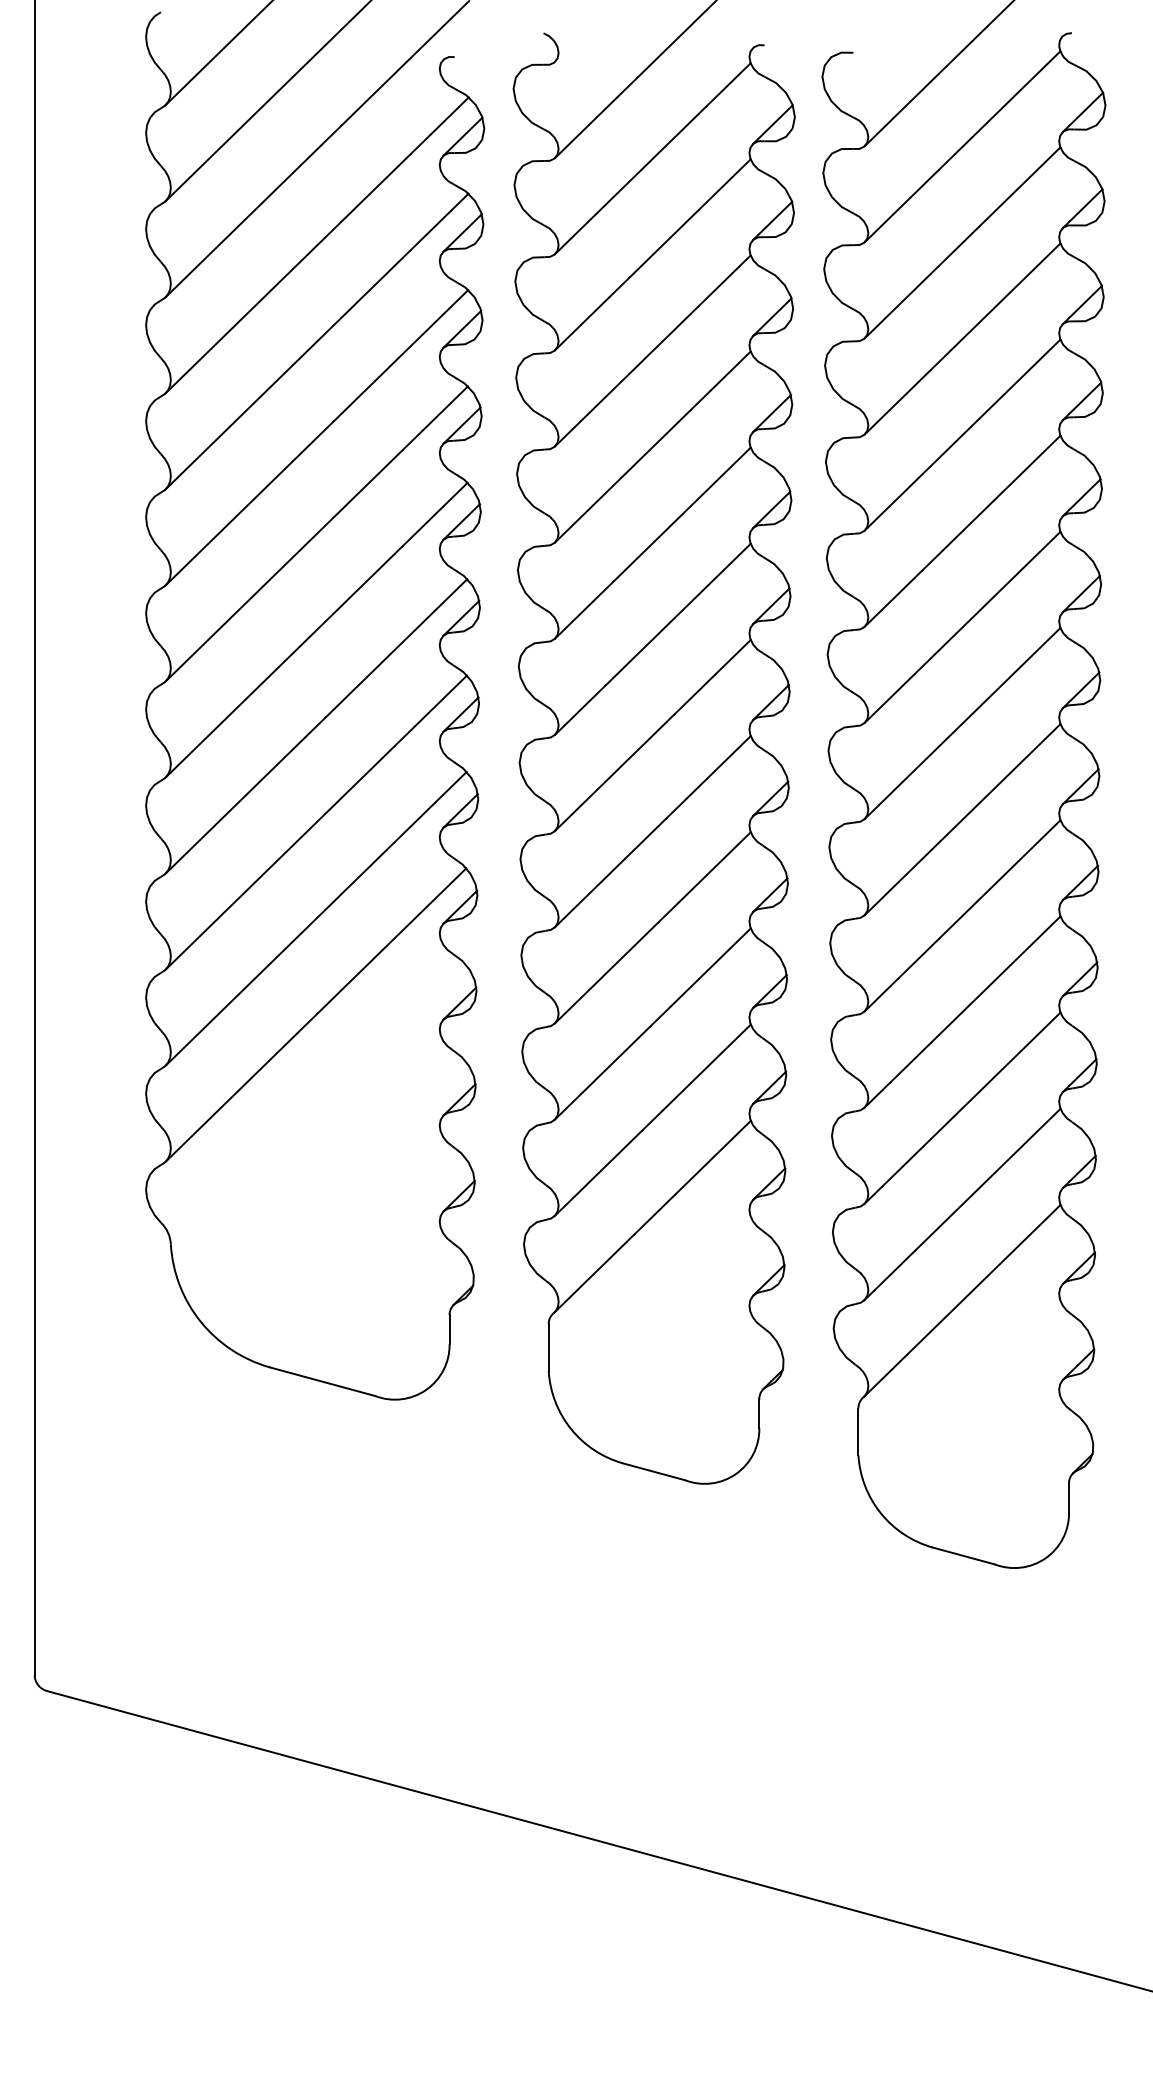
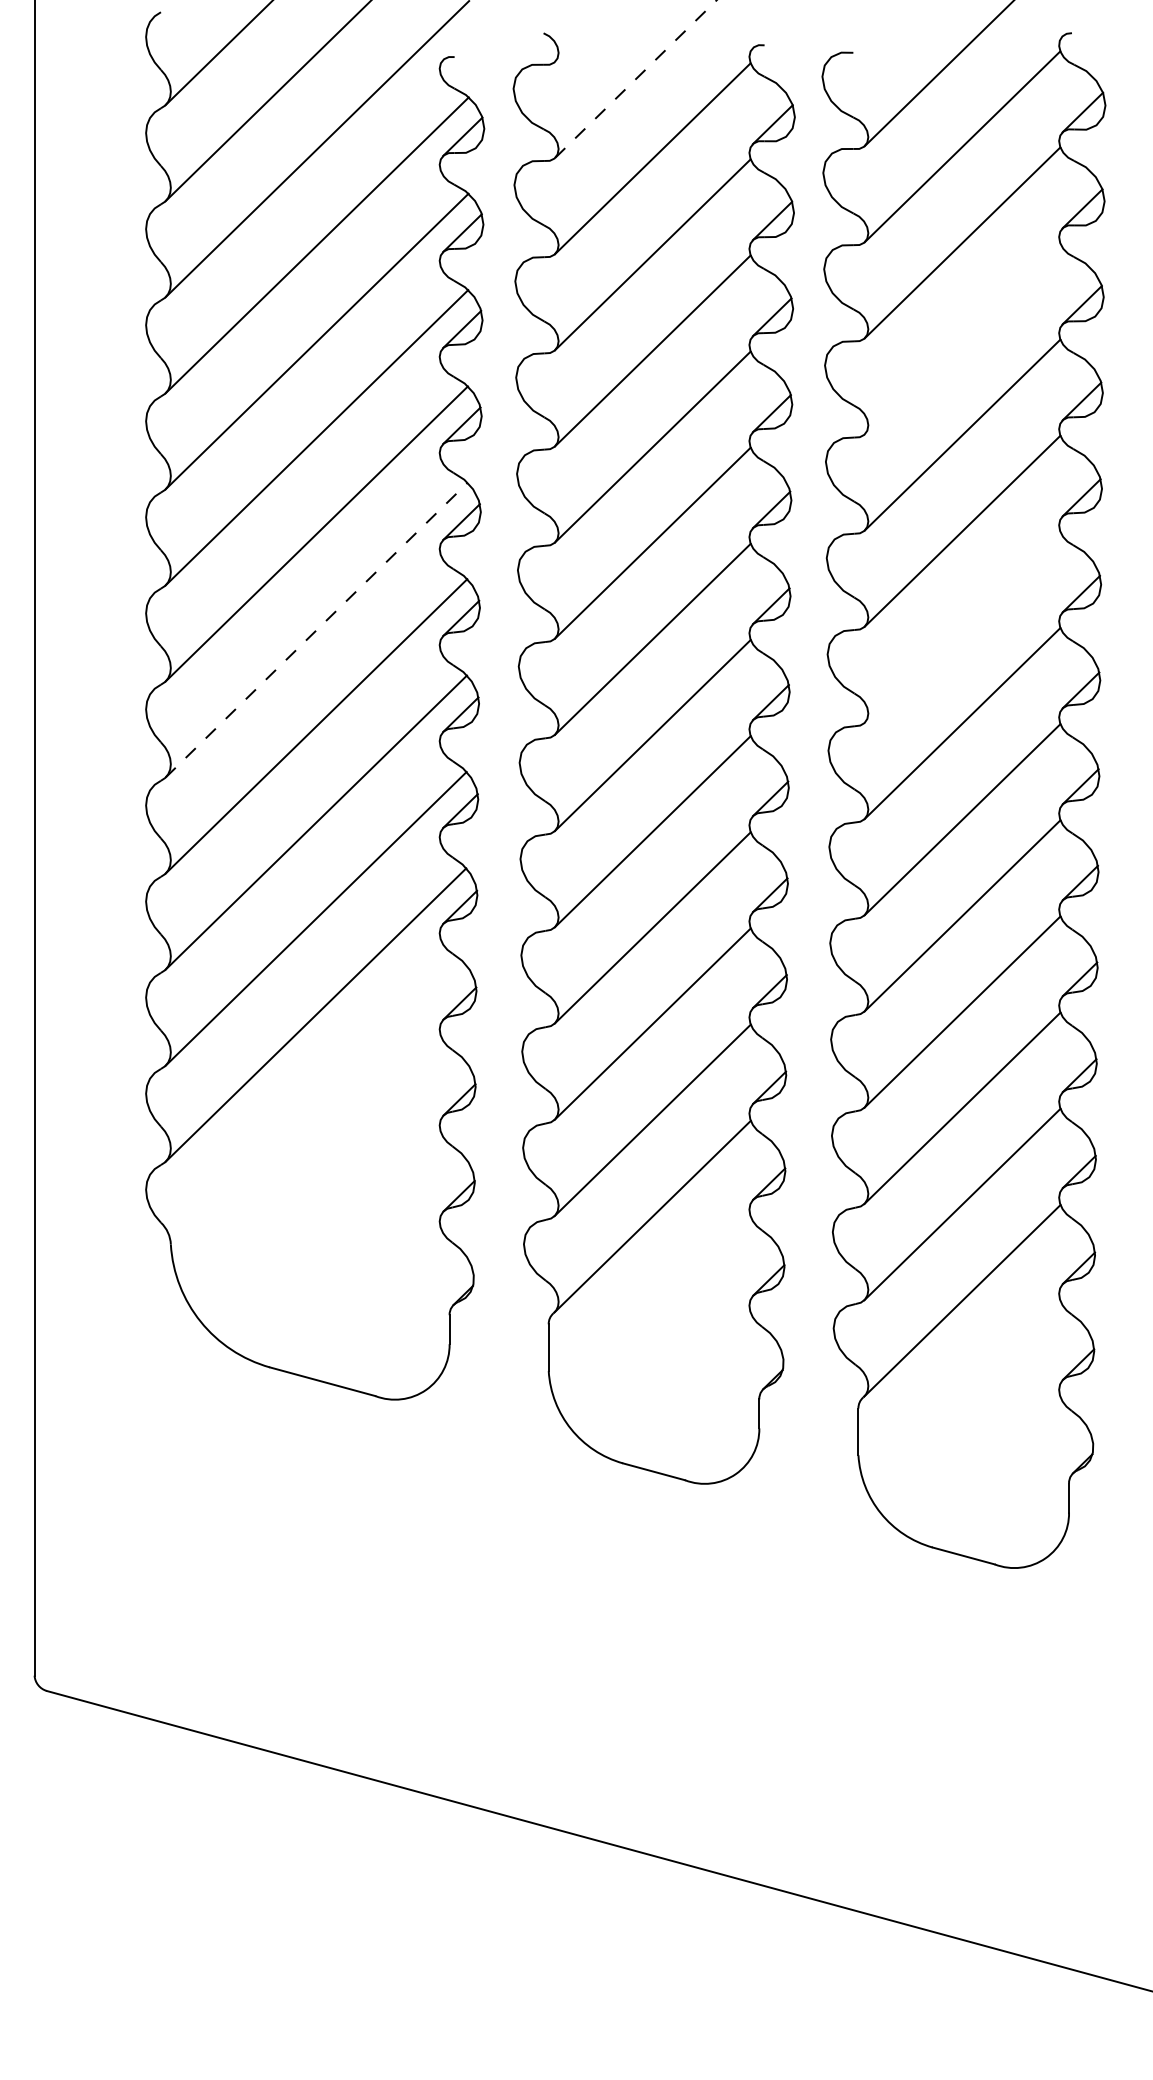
line: solid -> dashed (635, 79)
line: present -> none (962, 338)
line: present -> none (962, 626)
line: solid -> dashed (317, 629)
